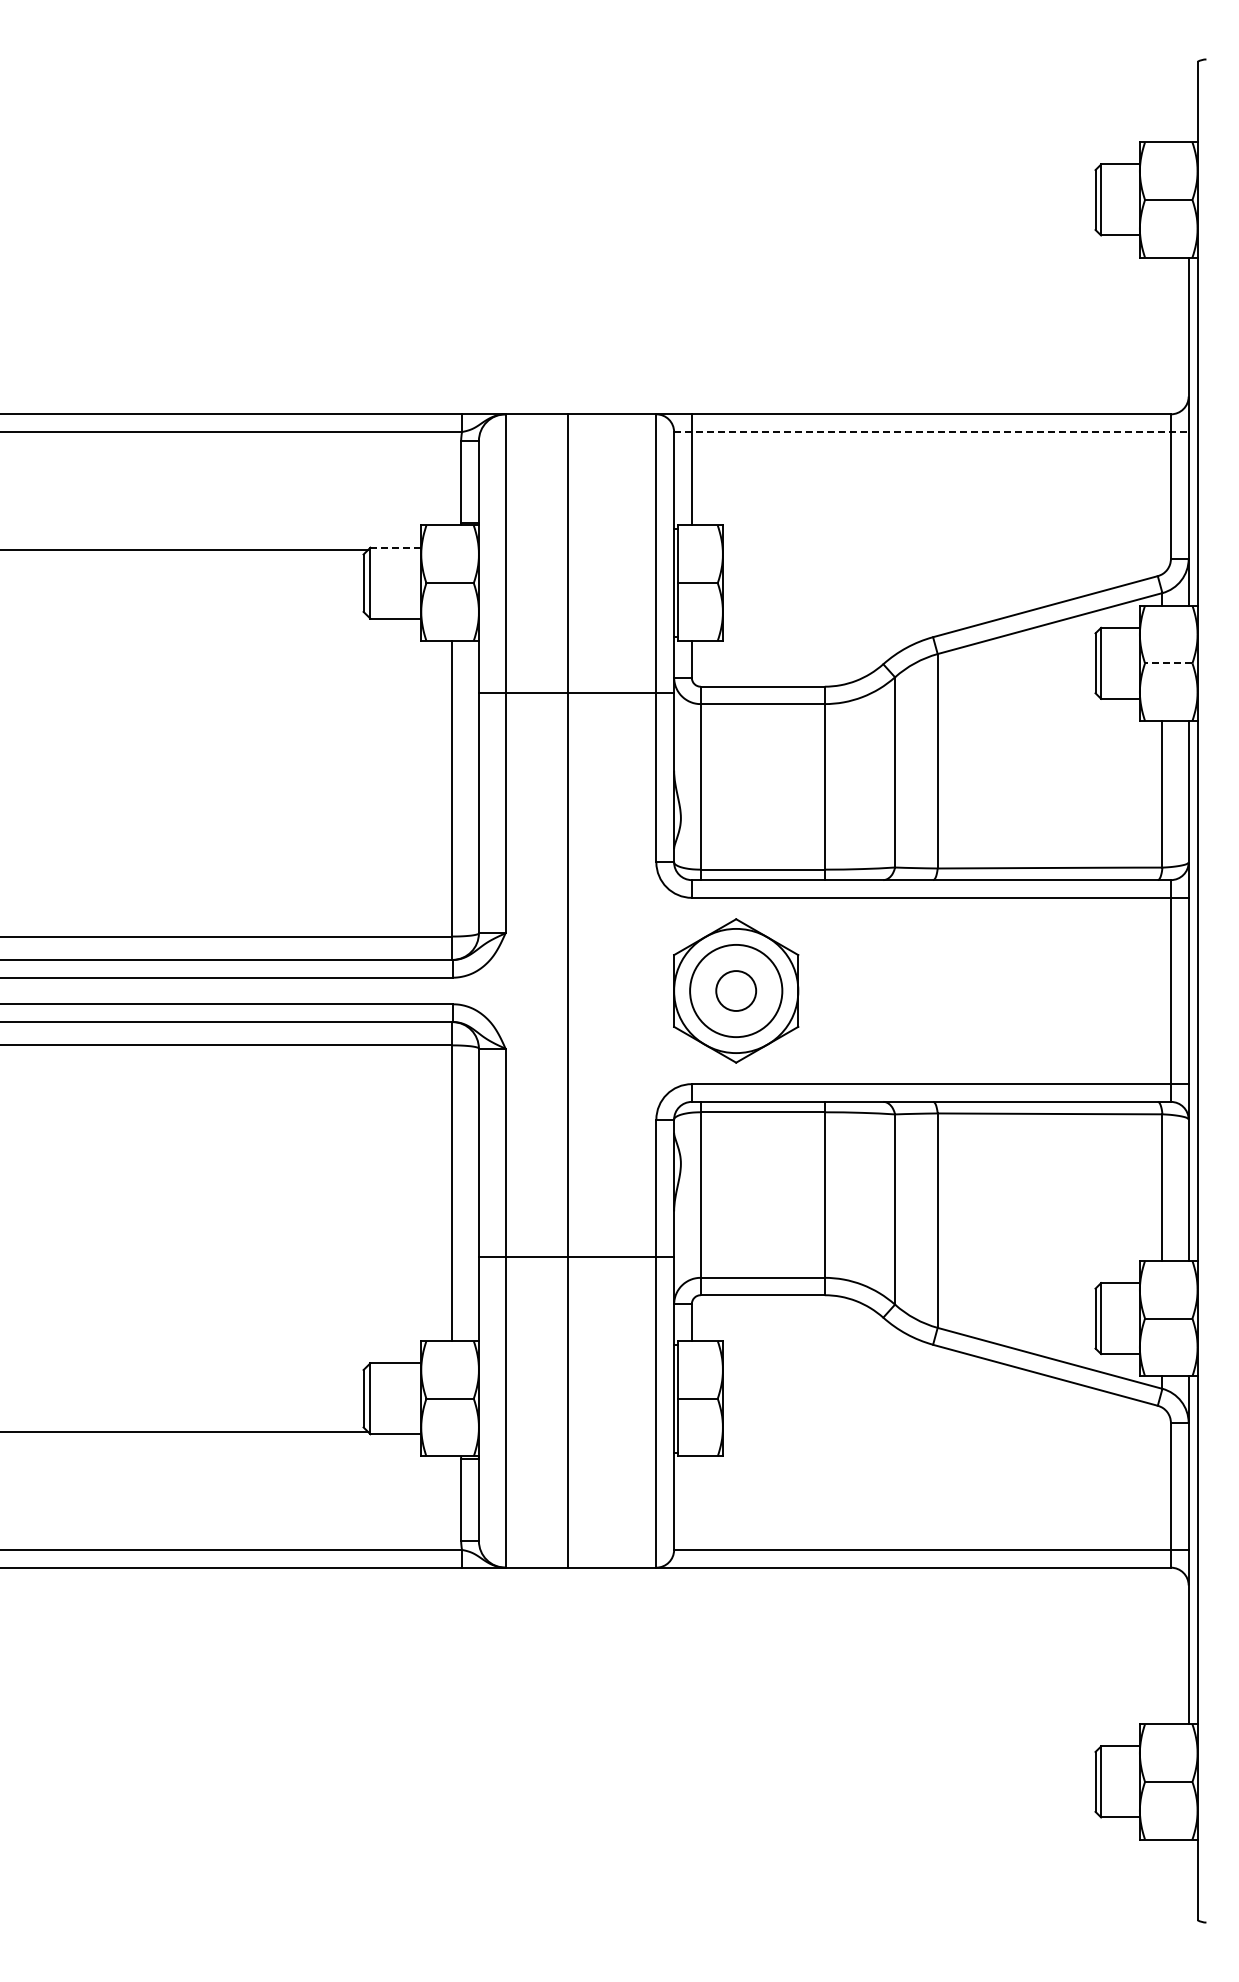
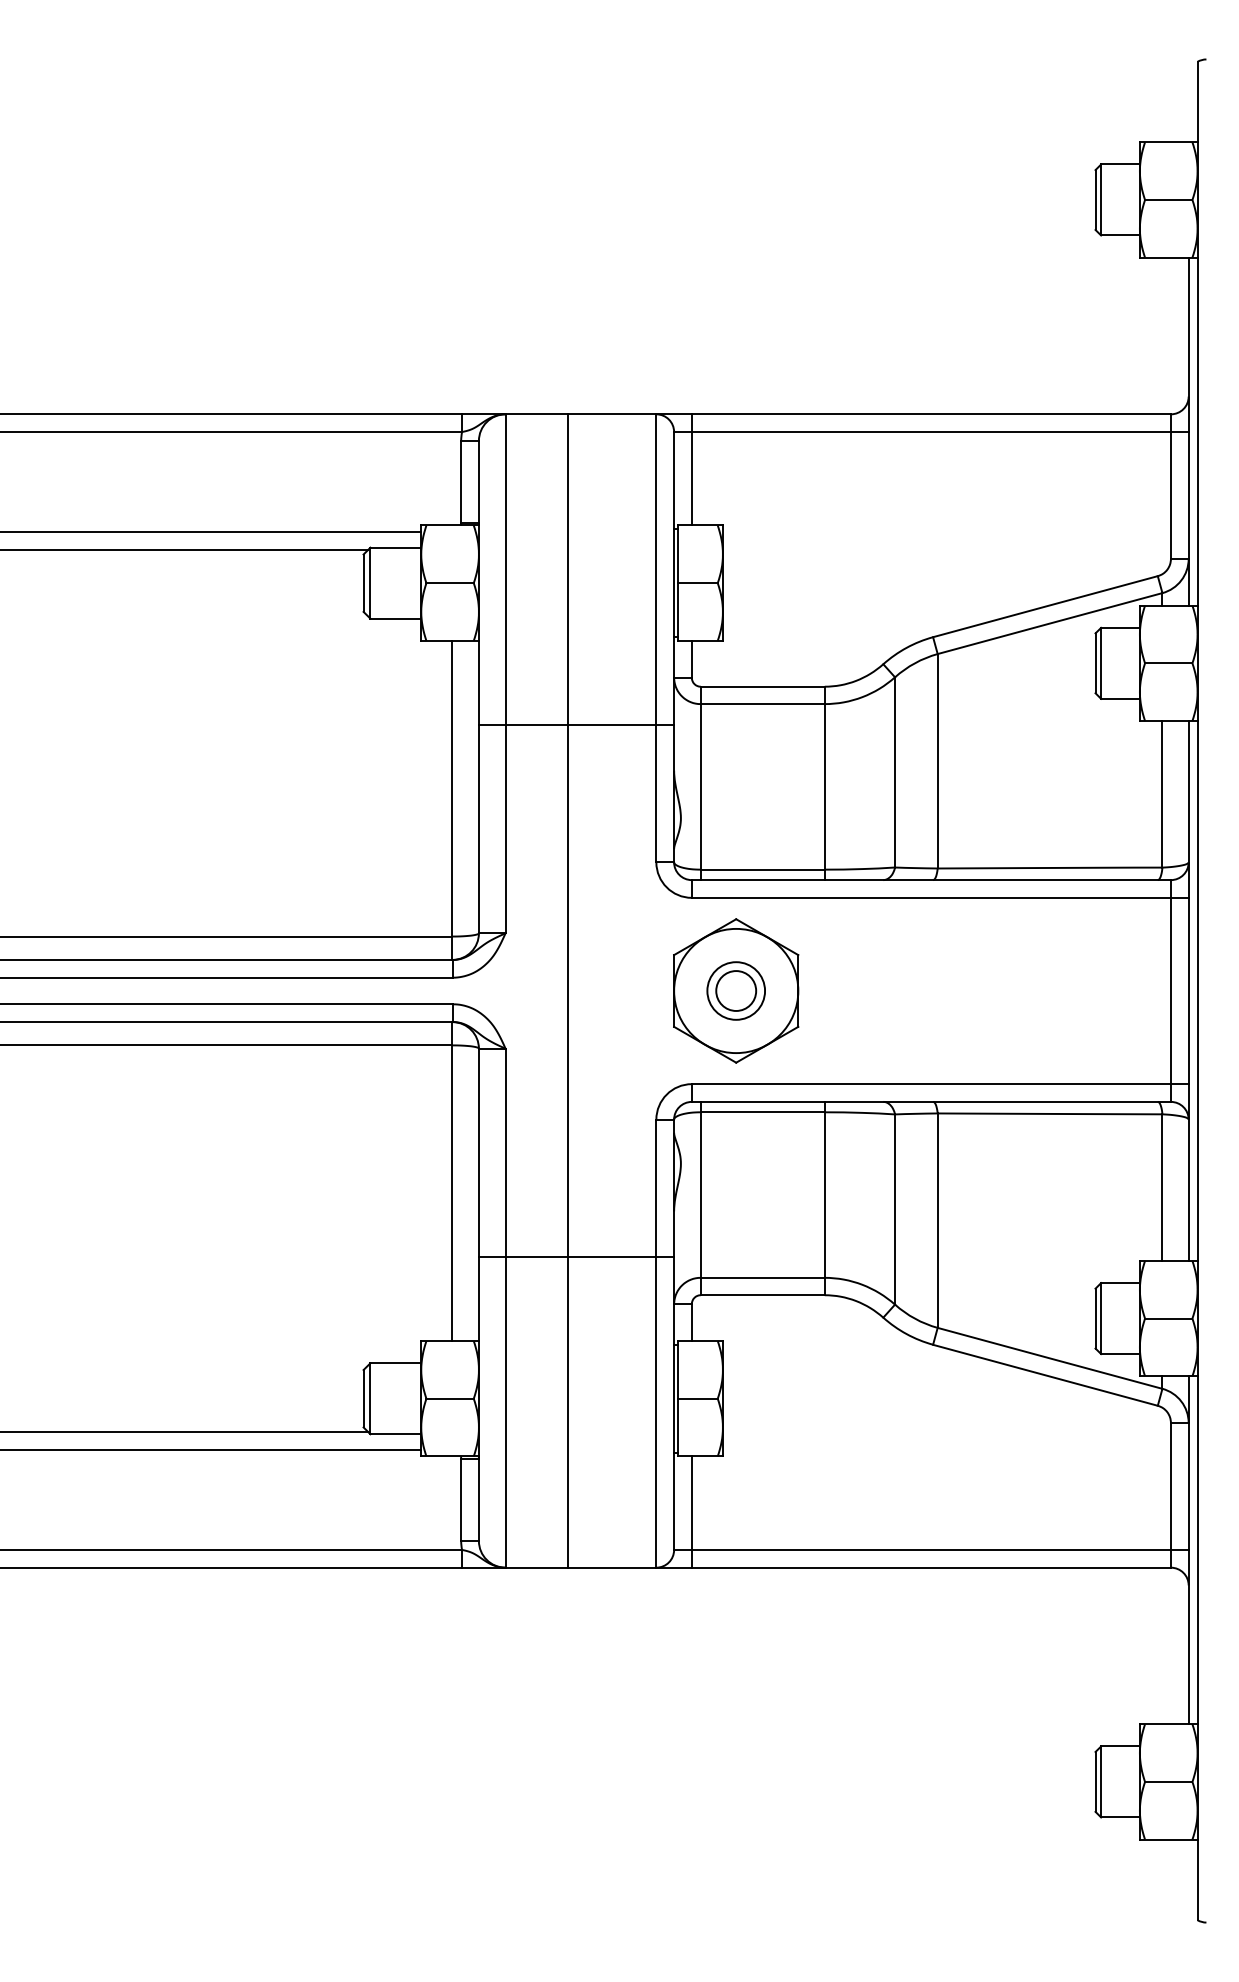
line: dashed -> solid (931, 432)
line: none -> present (211, 532)
line: dashed -> solid (395, 547)
line: dashed -> solid (1168, 663)
line position: (576, 692) -> (576, 724) (576, 724)
circle diameter: 92 px -> 58 px (736, 990)
line: none -> present (211, 1449)
line: none -> present (691, 1511)
